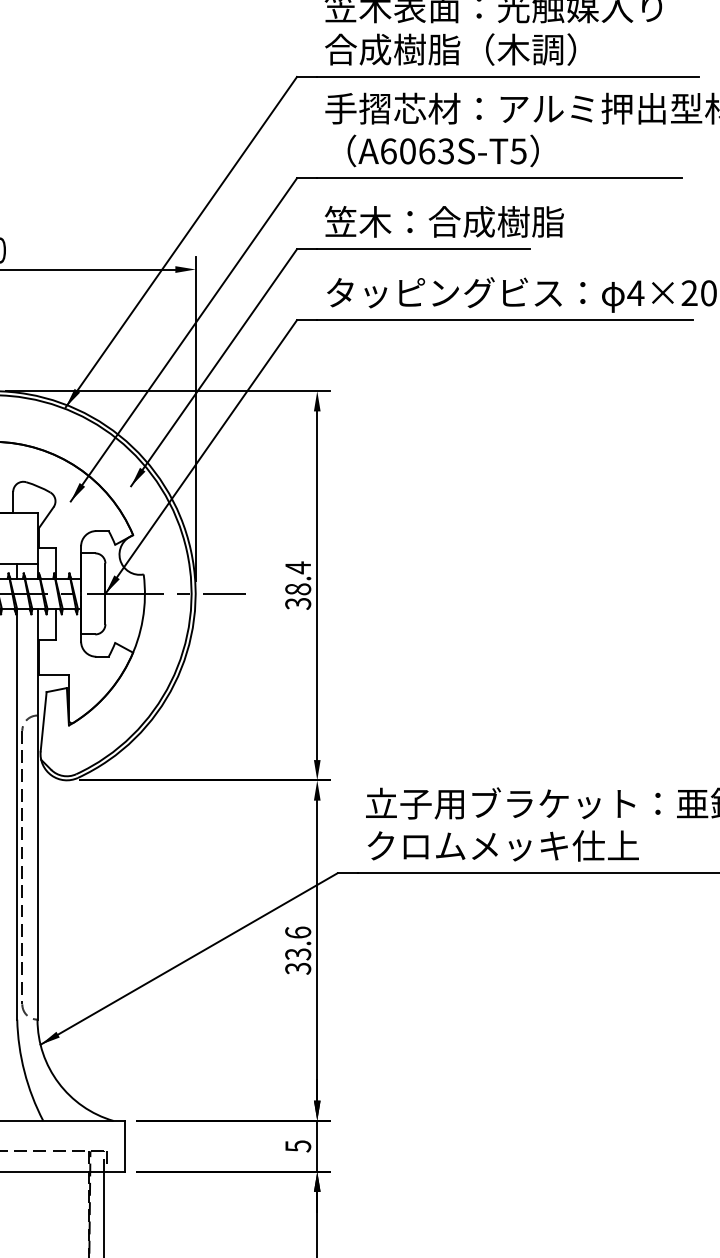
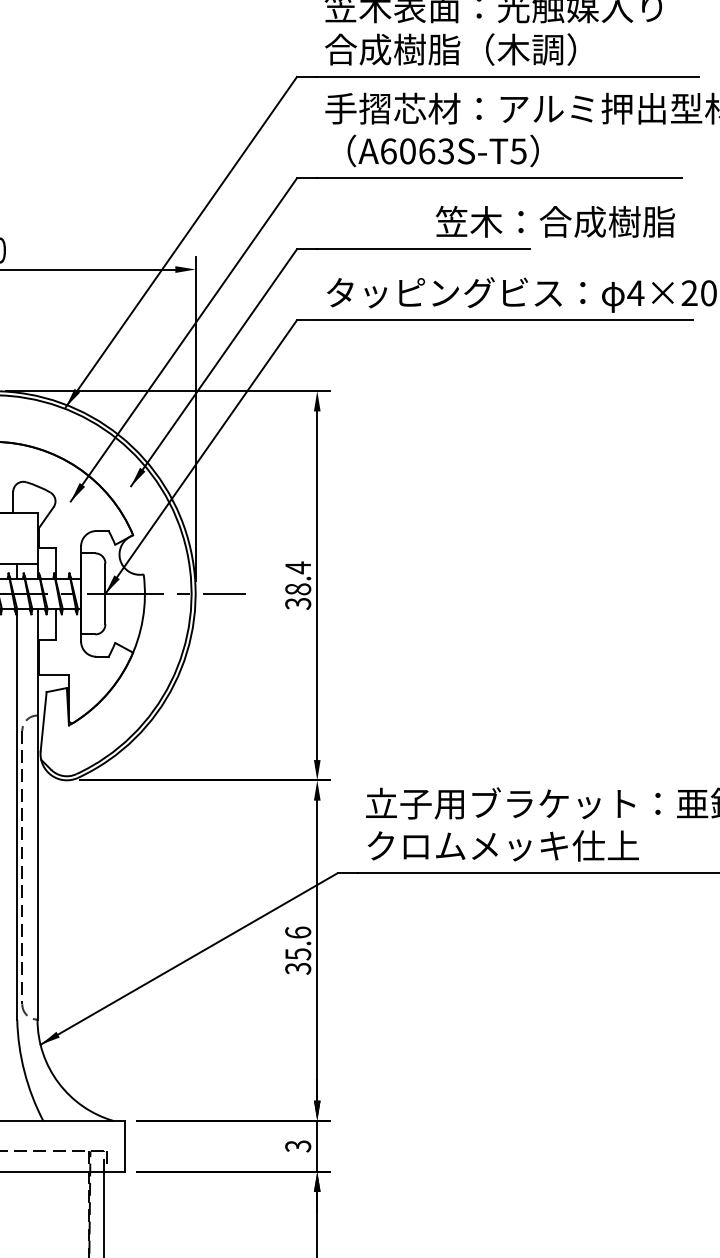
text position: (444, 221) -> (555, 221) (555, 221)
text: 33.6 -> 35.6 (297, 954)
text: 5 -> 3 (297, 1146)
